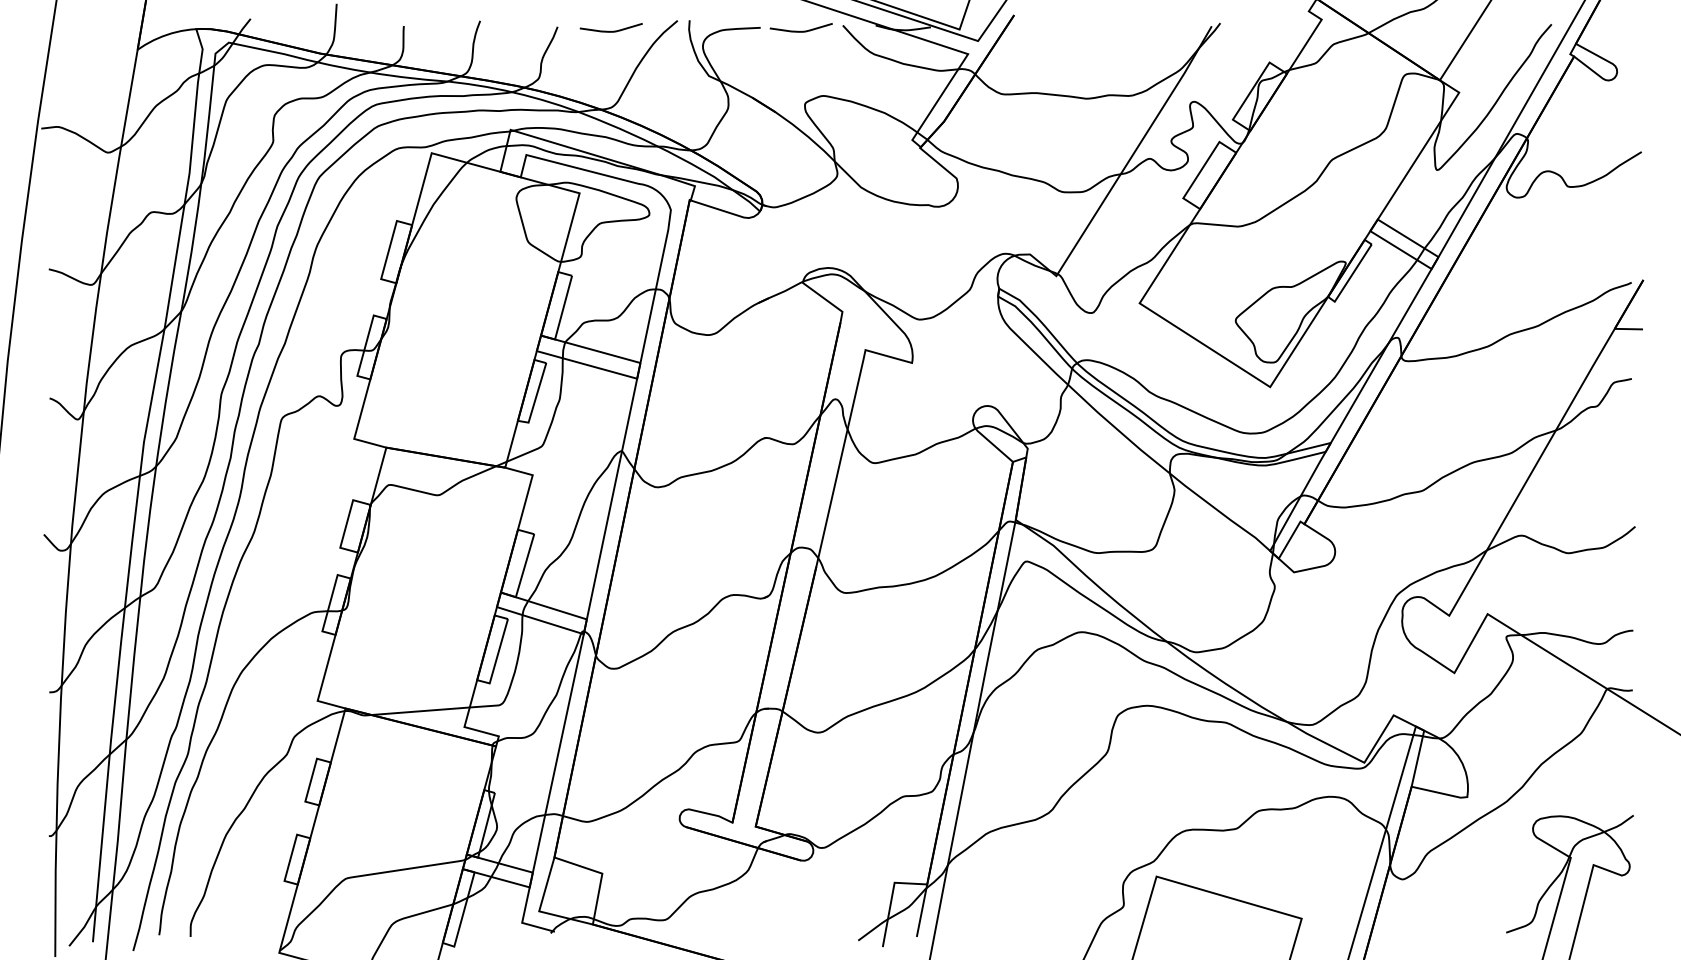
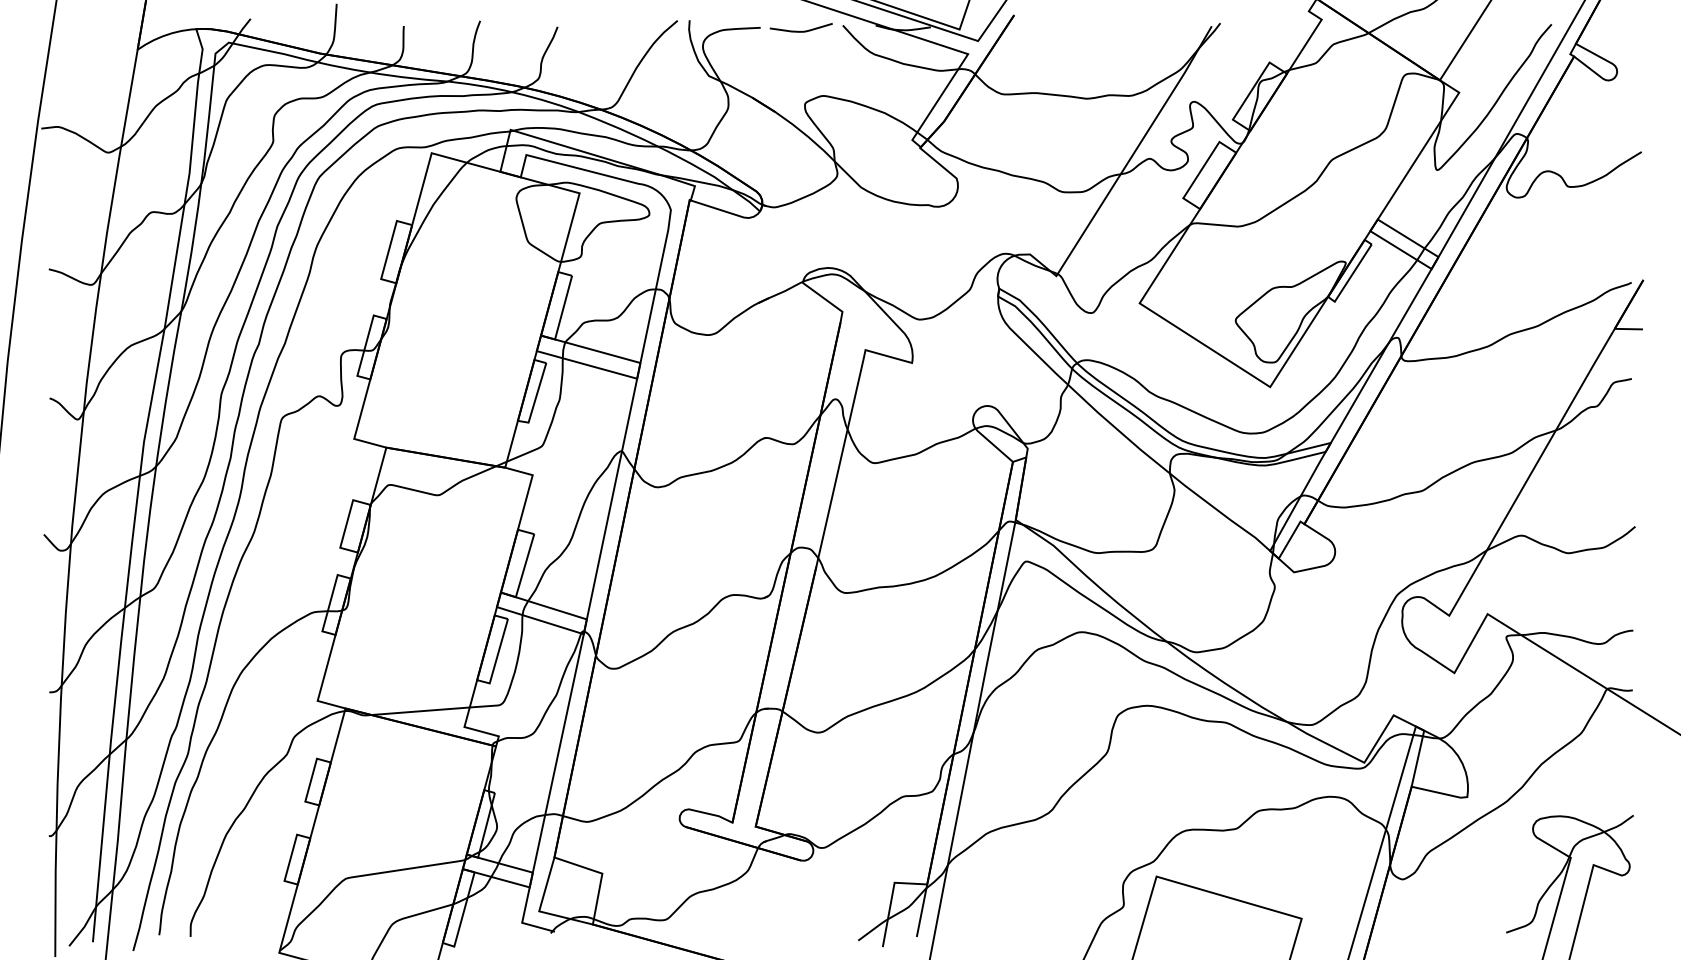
curve: present -> none (612, 30)
